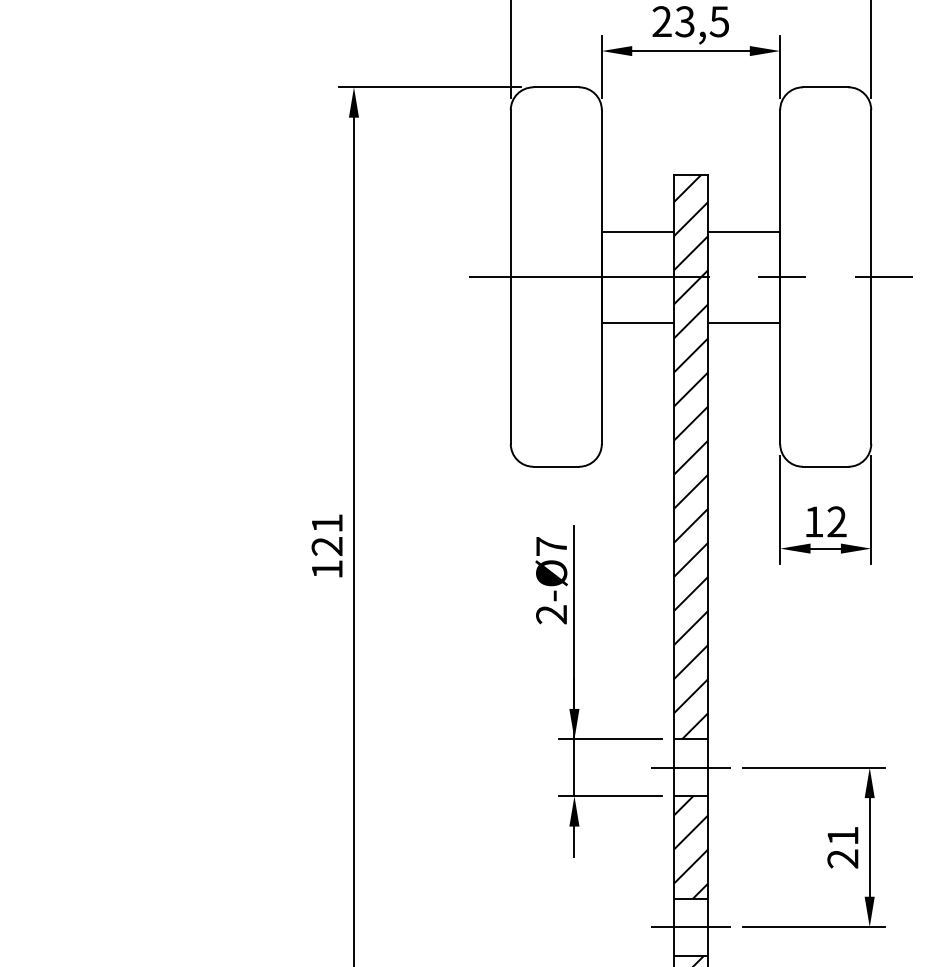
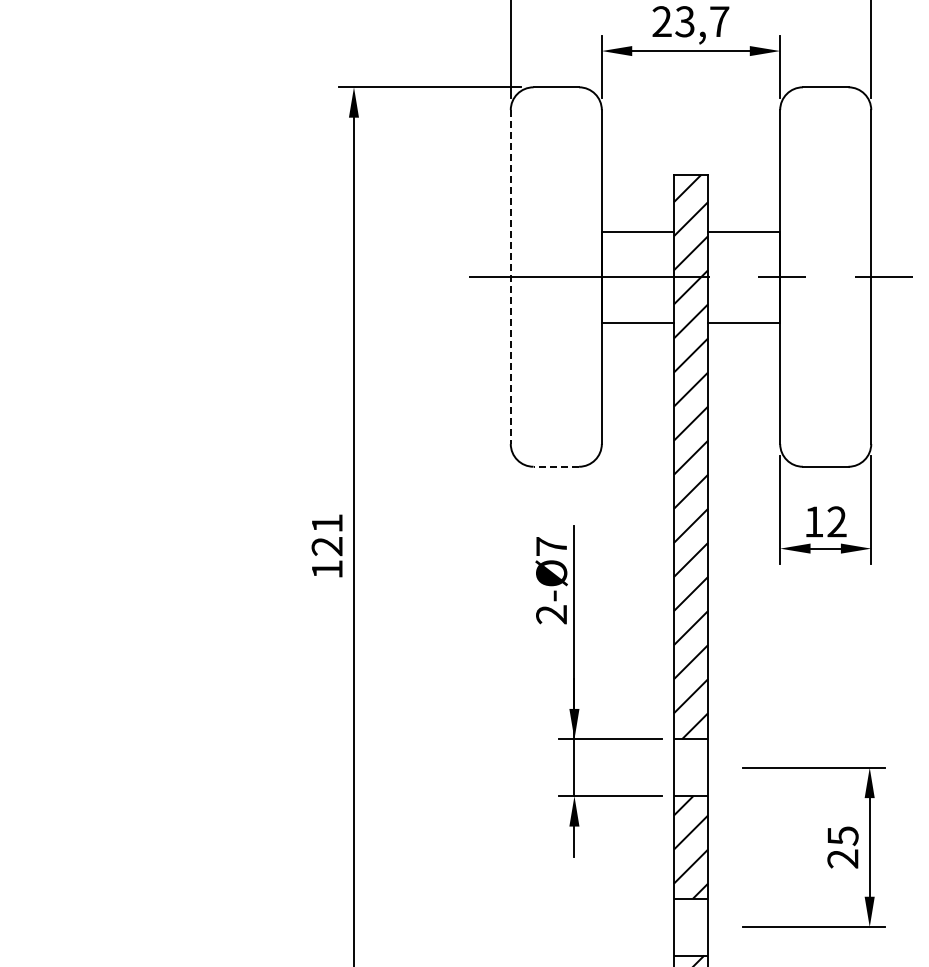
text: 23,5 -> 23,7 (719, 21)
line: solid -> dashed (510, 277)
line: solid -> dashed (556, 466)
line: present -> none (690, 767)
text: 21 -> 25 (842, 836)
line: present -> none (690, 927)
